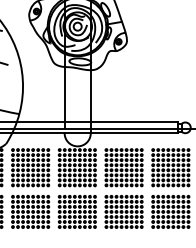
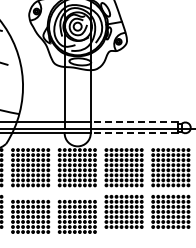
line: solid -> dashed (134, 122)
line: solid -> dashed (134, 133)
part position: (53, 211) -> (53, 216) (53, 216)
